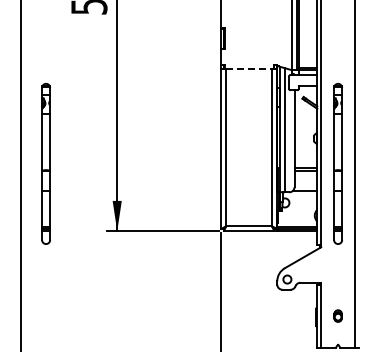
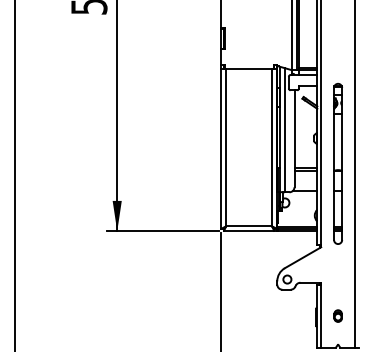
line: dashed -> solid (249, 69)
part: present -> none (45, 163)
line position: (20, 175) -> (14, 175) (14, 175)
